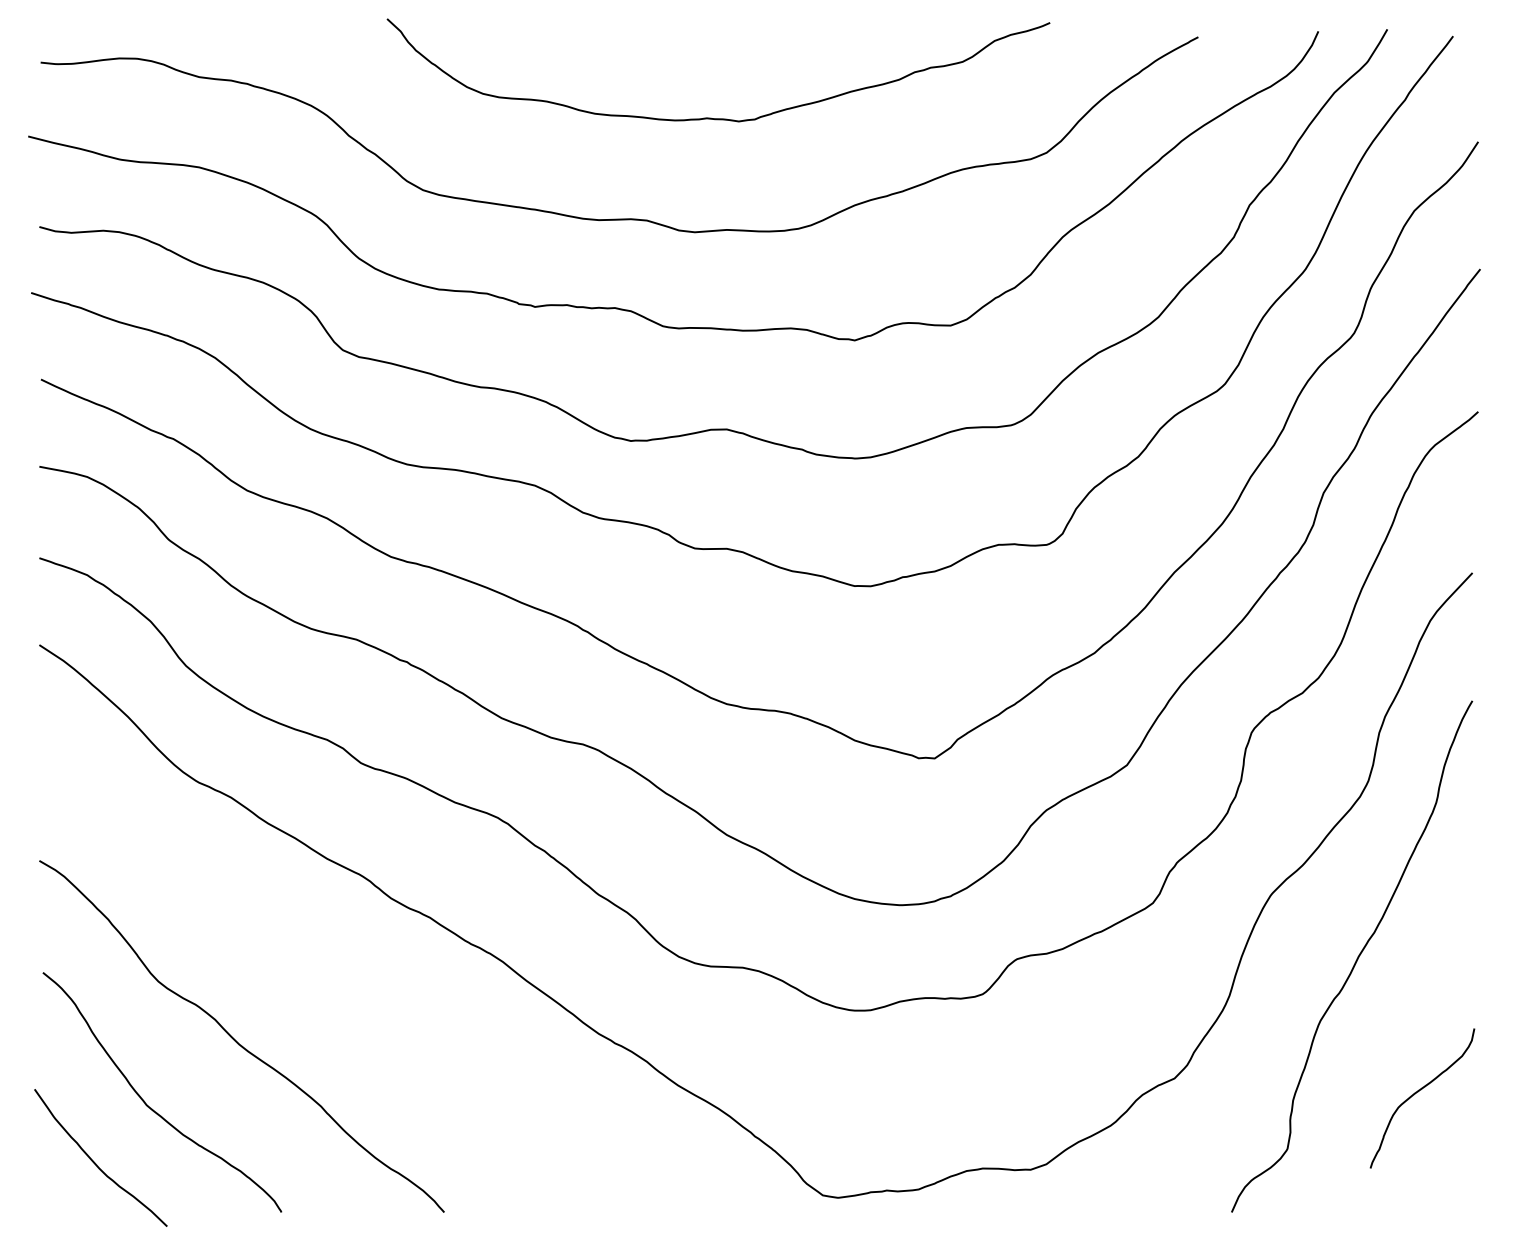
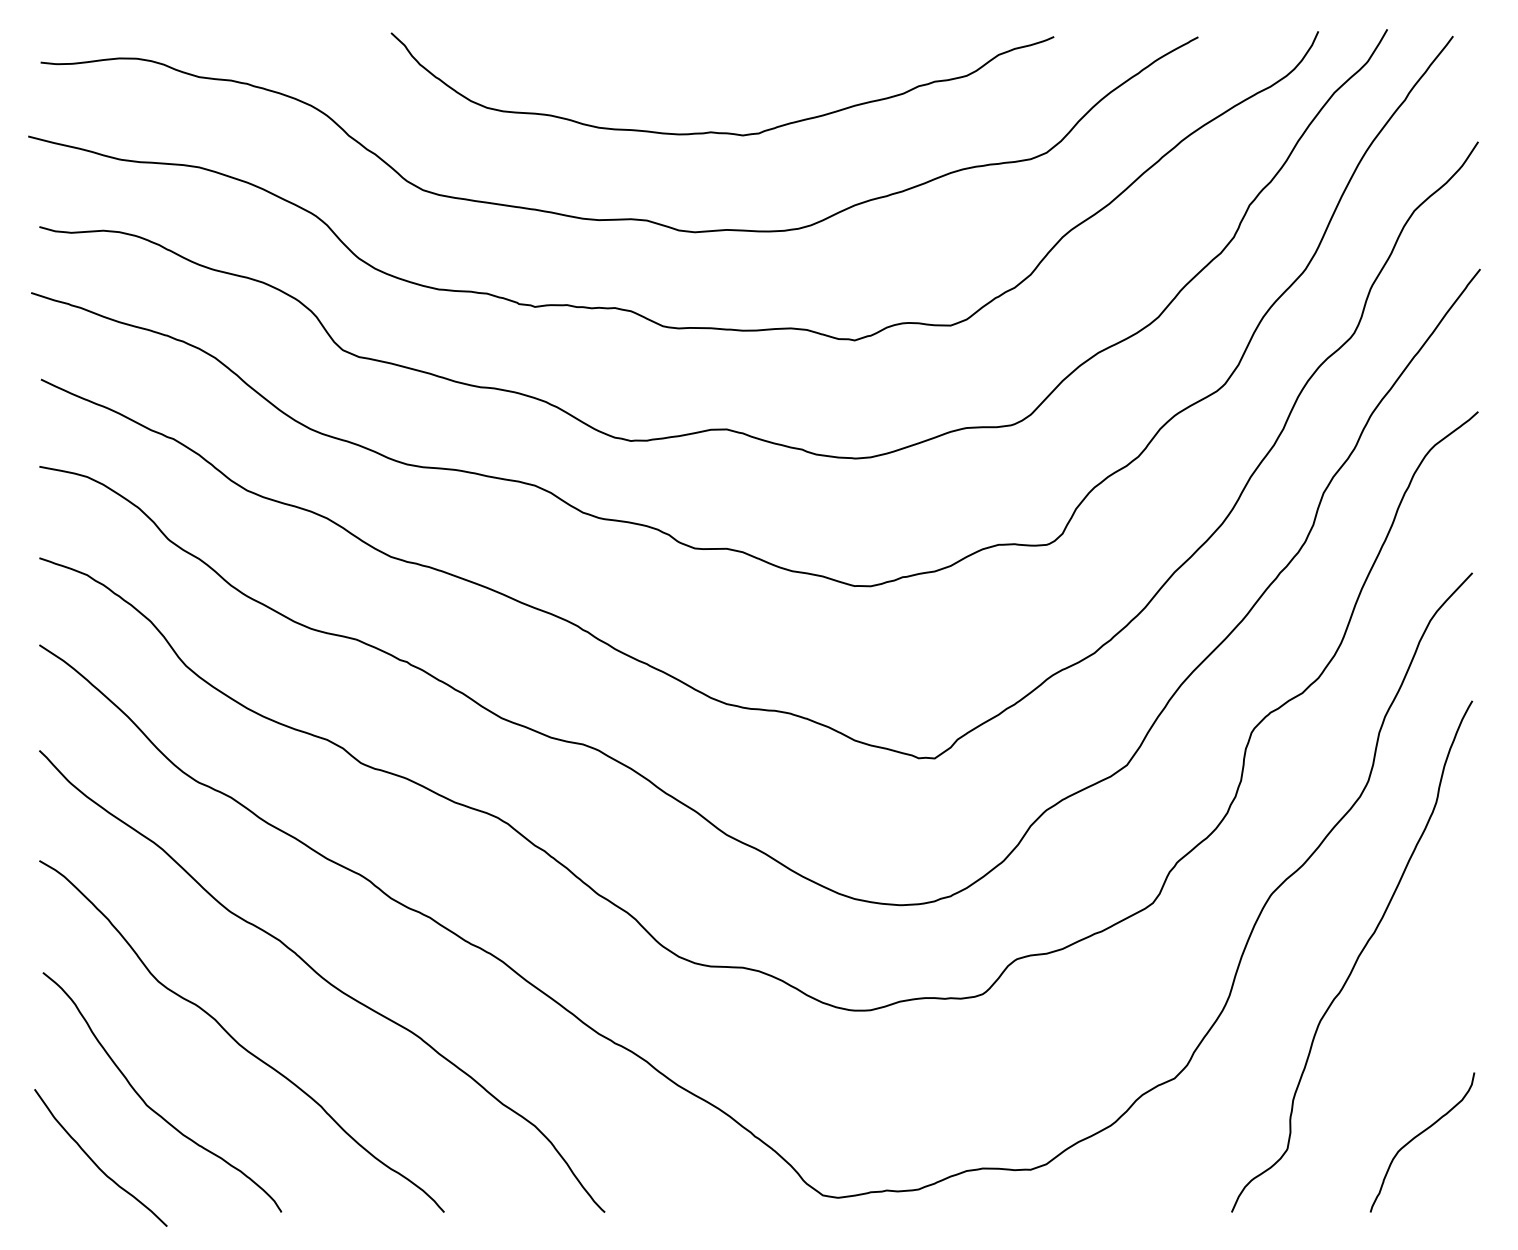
curve position: (711, 117) -> (715, 131) (715, 131)
curve: none -> present (322, 979)
curve position: (1418, 1092) -> (1418, 1136) (1418, 1136)
